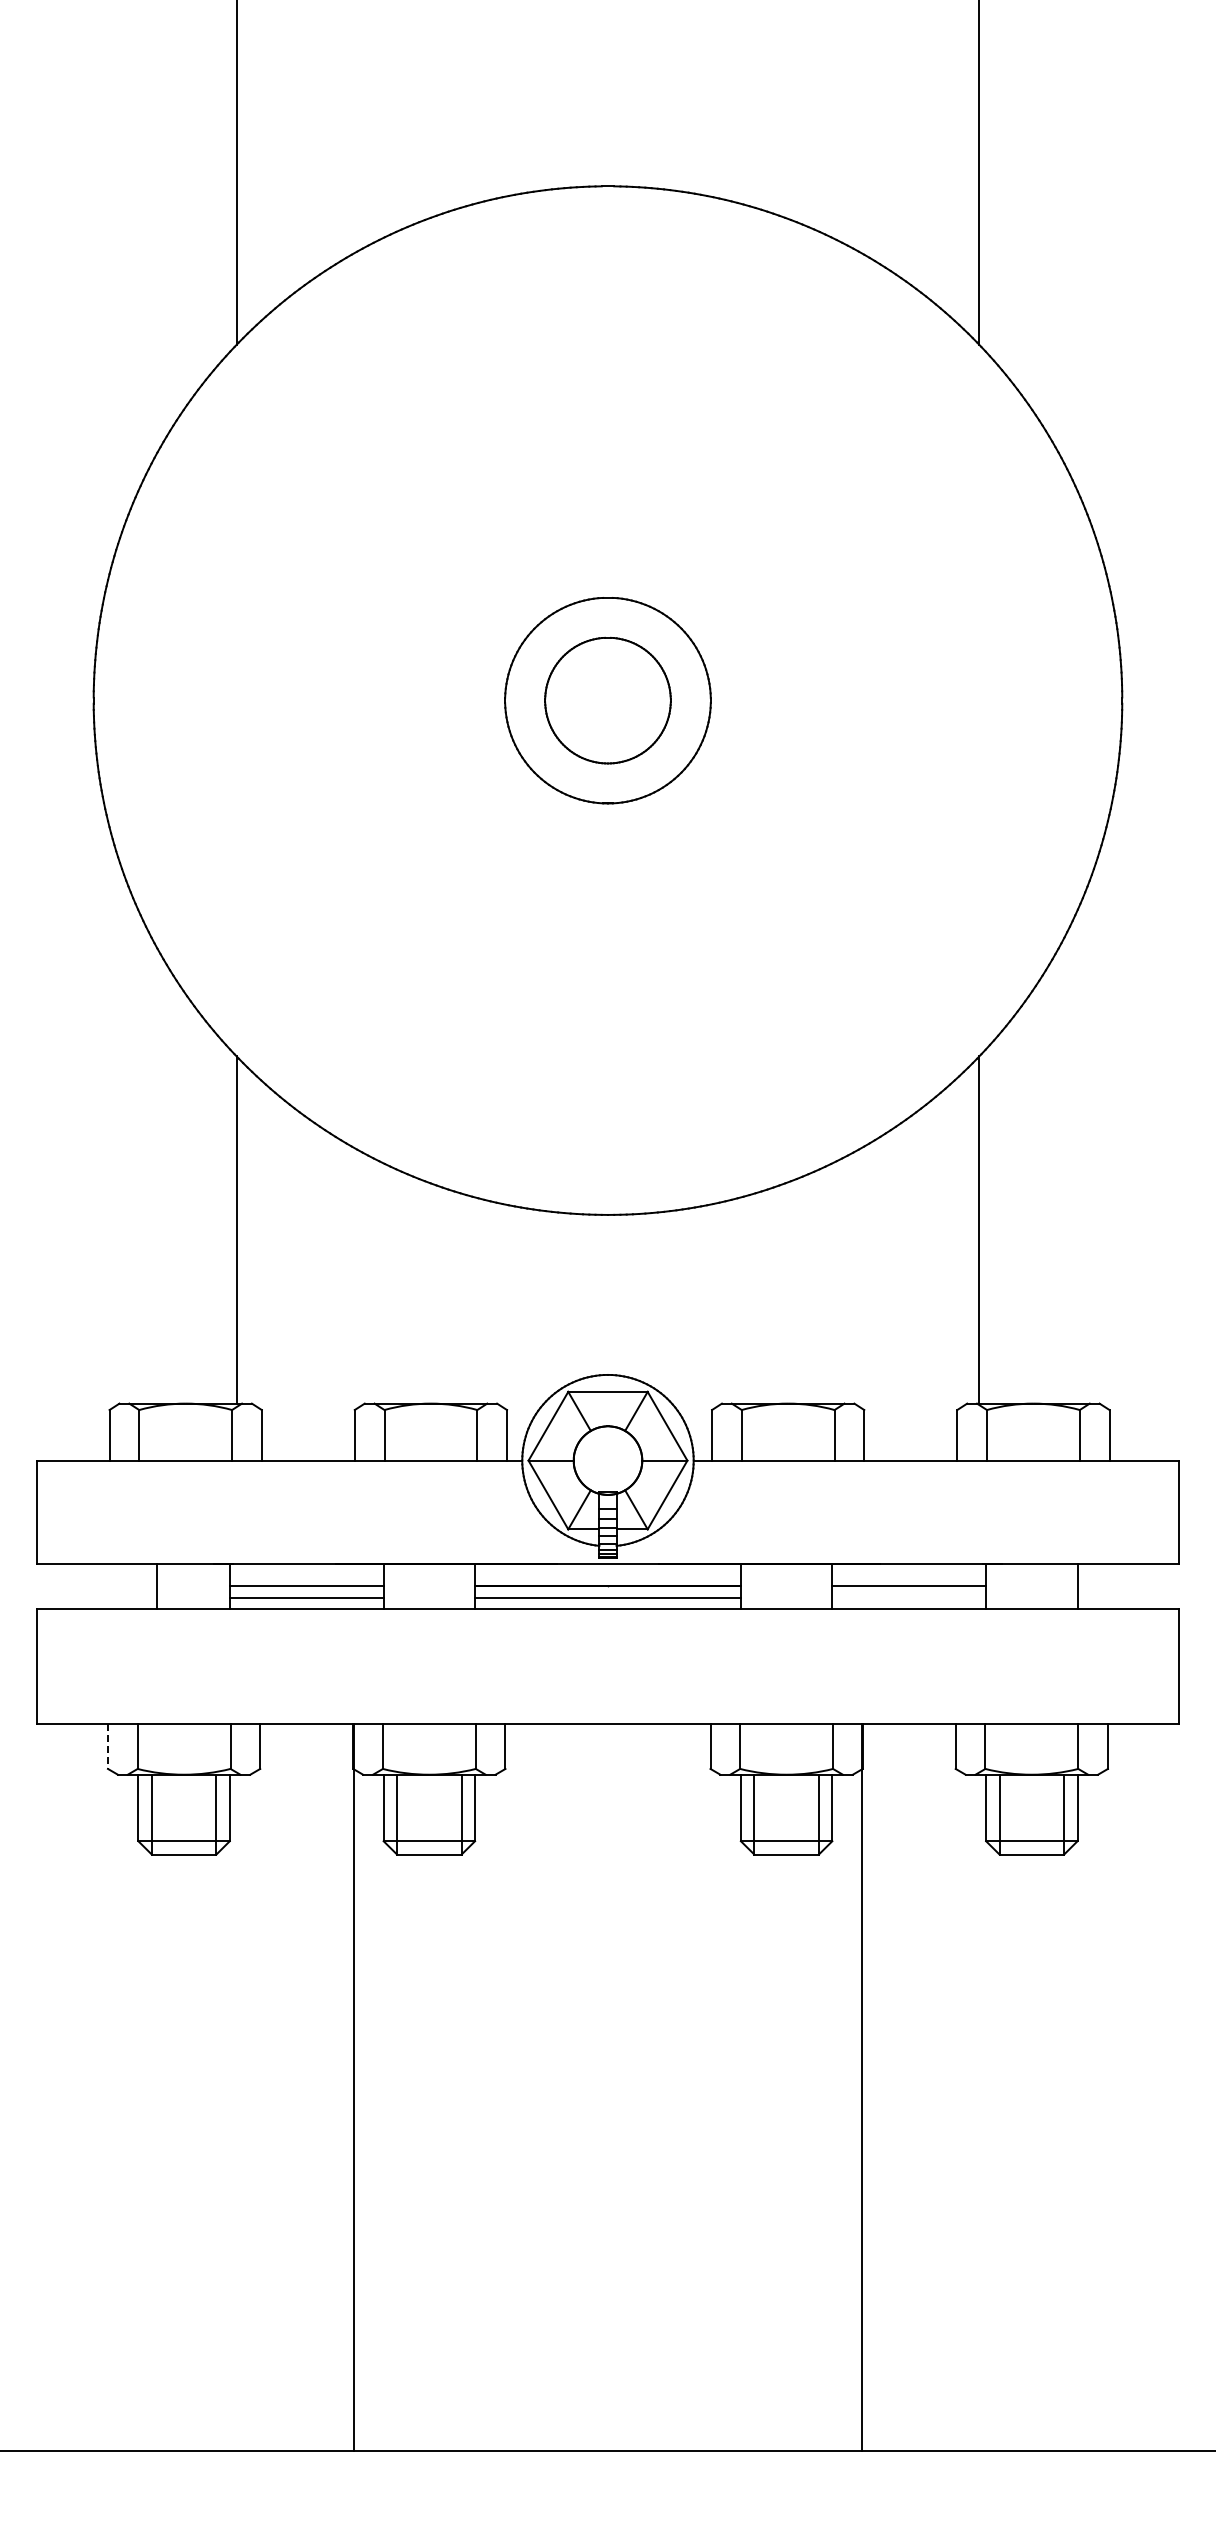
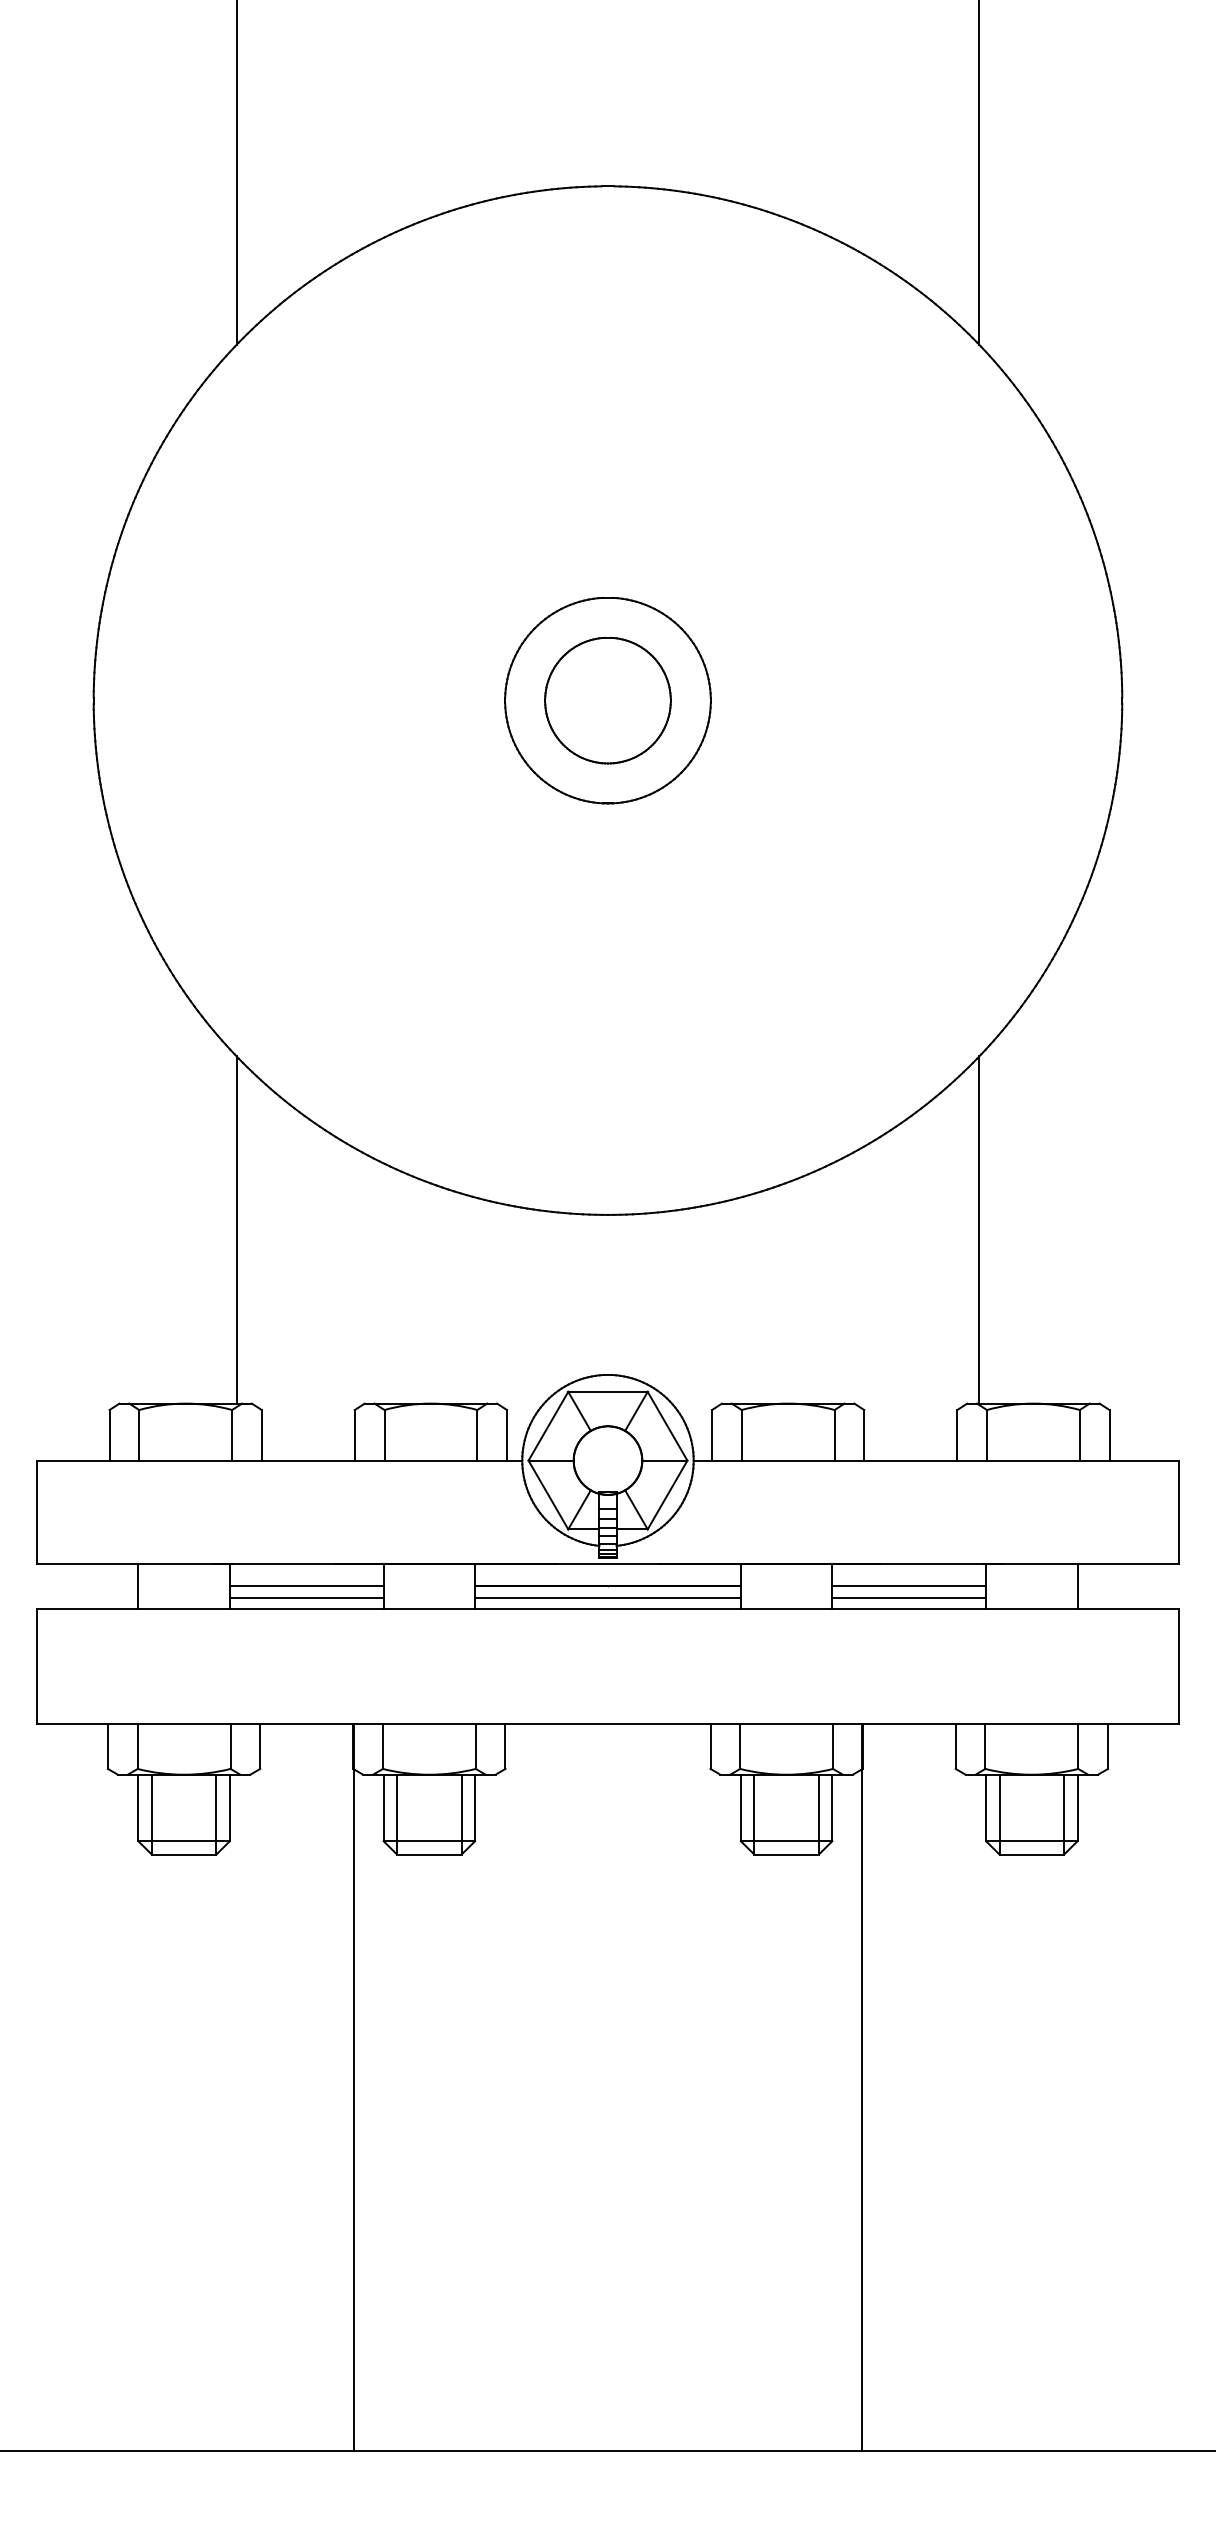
line position: (157, 1586) -> (138, 1586) (138, 1586)
line: none -> present (909, 1597)
line: dashed -> solid (107, 1746)
